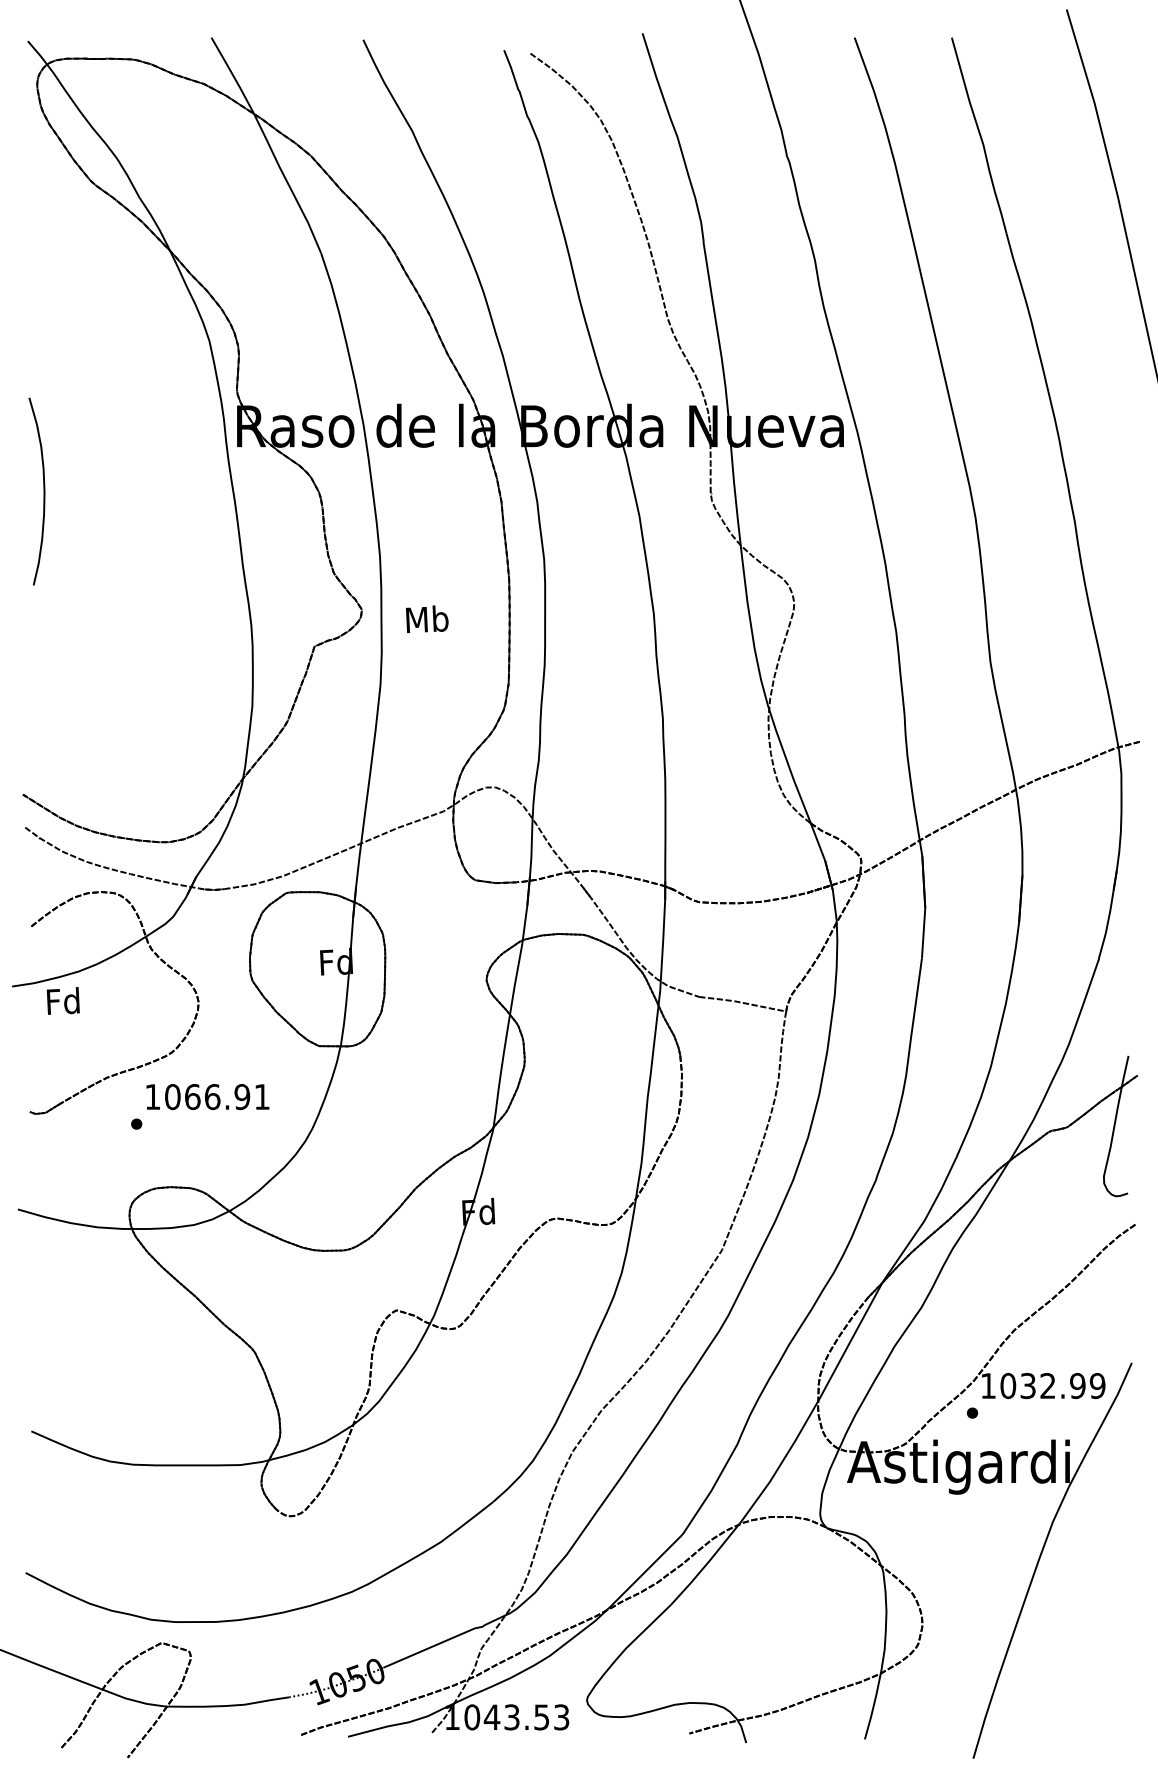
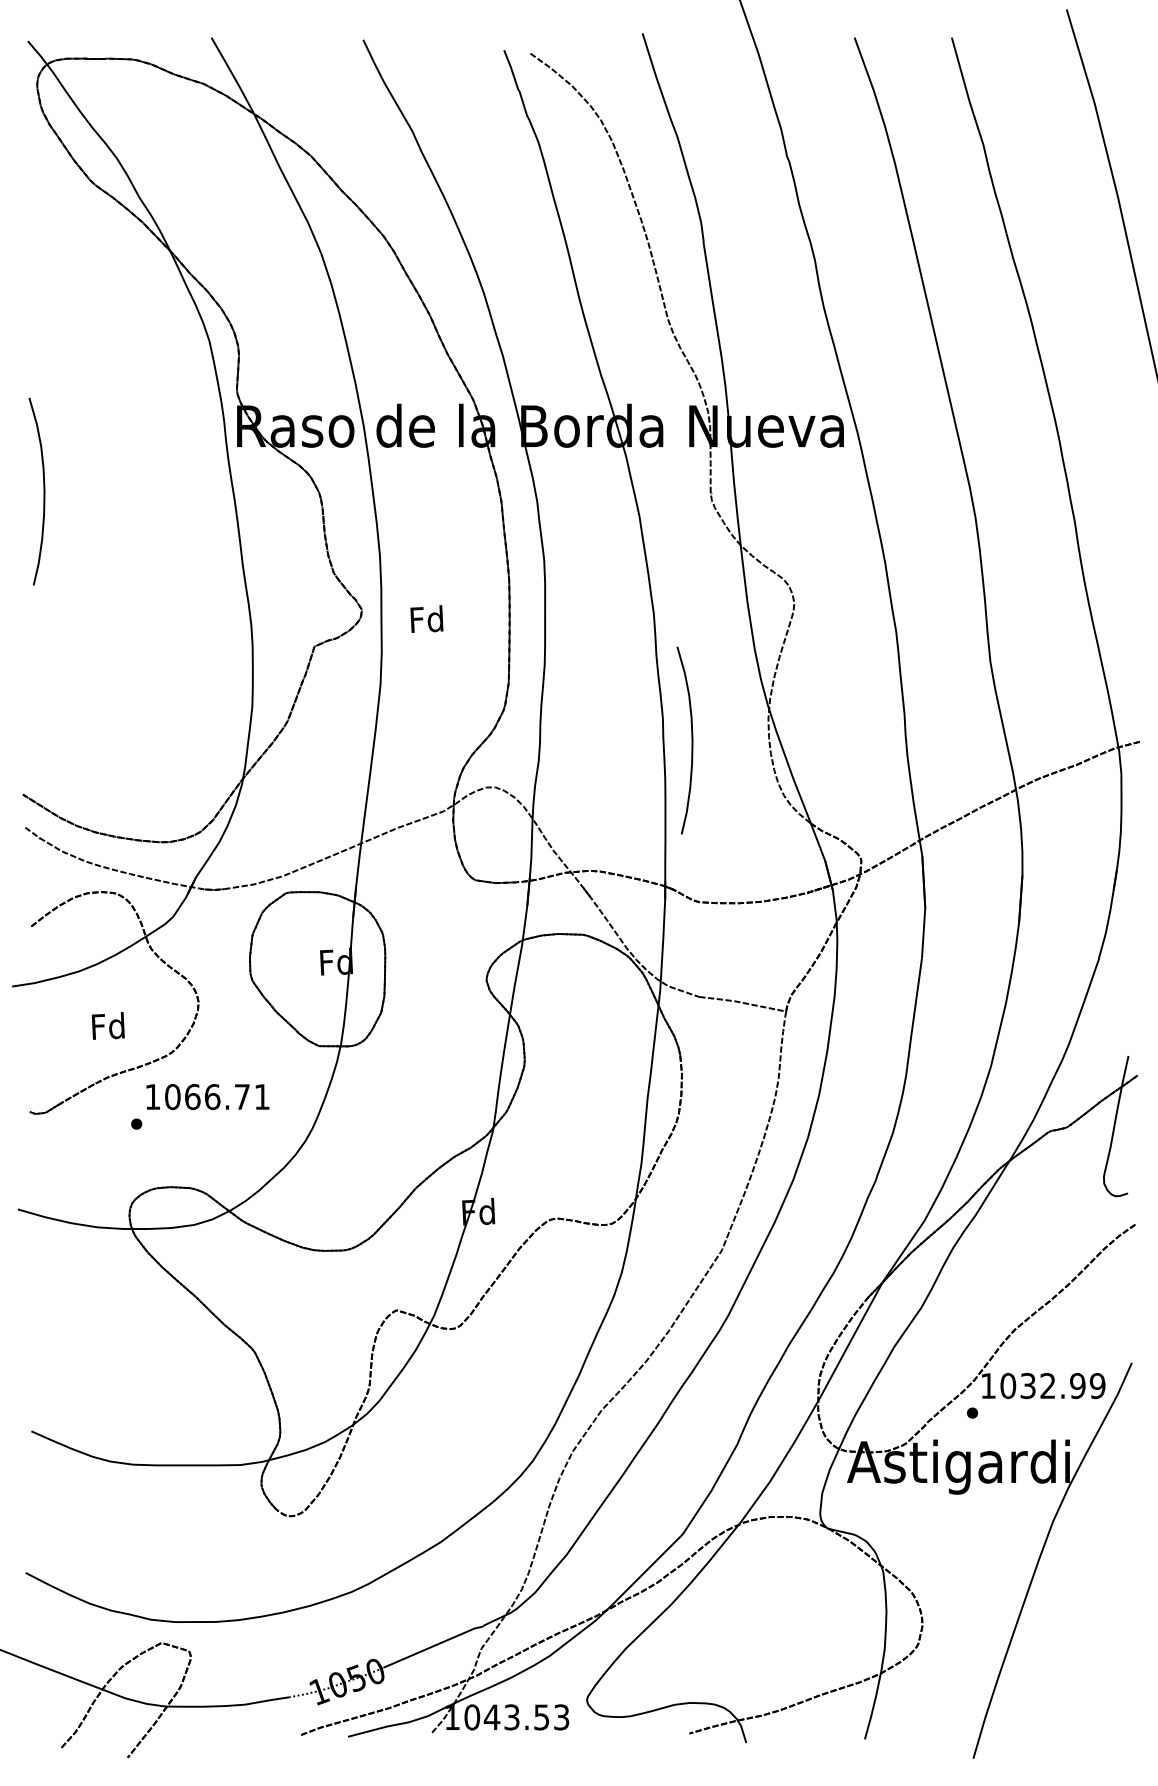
text: Mb -> Fd (427, 619)
curve: none -> present (691, 740)
text position: (62, 1000) -> (107, 1025) (107, 1025)
text: 1066.91 -> 1066.71 (242, 1097)
